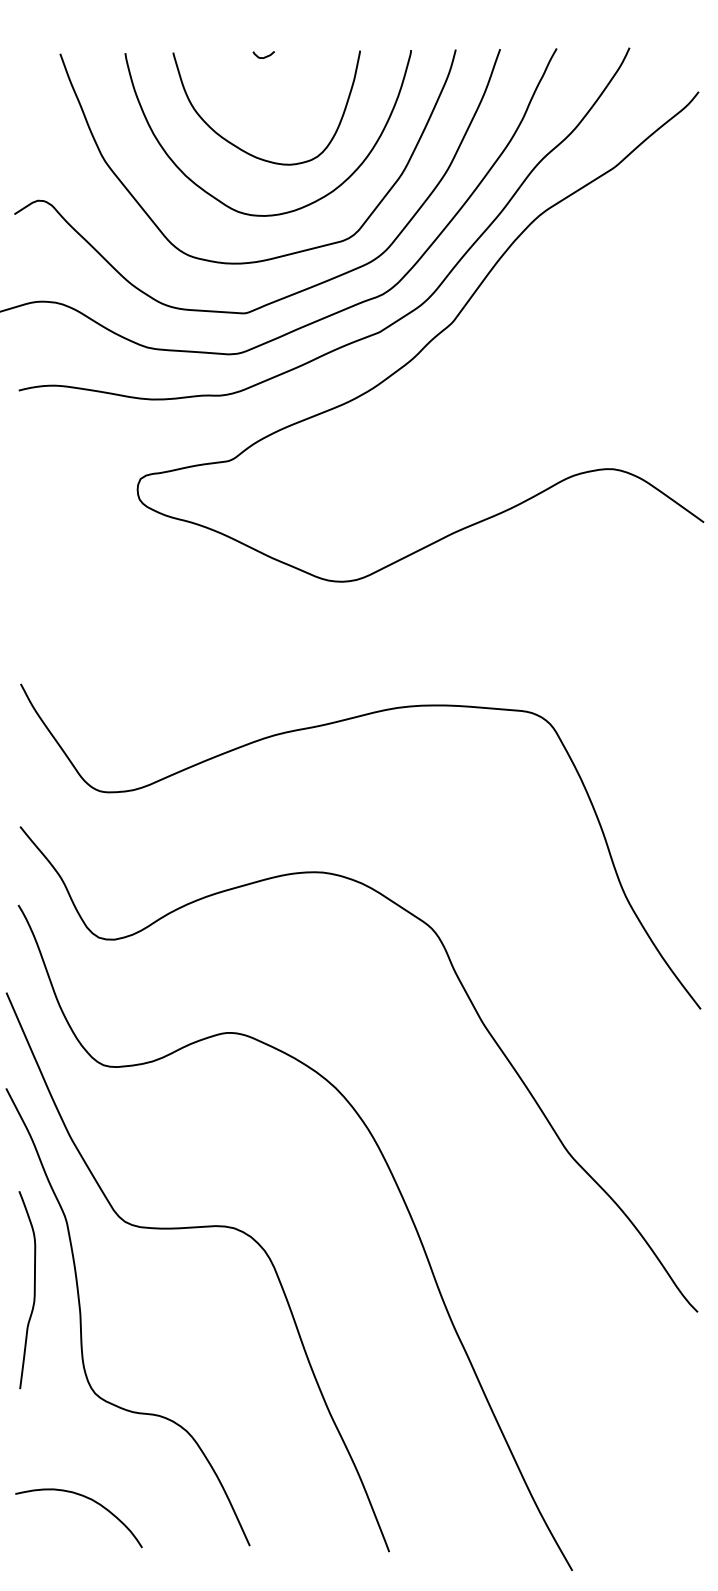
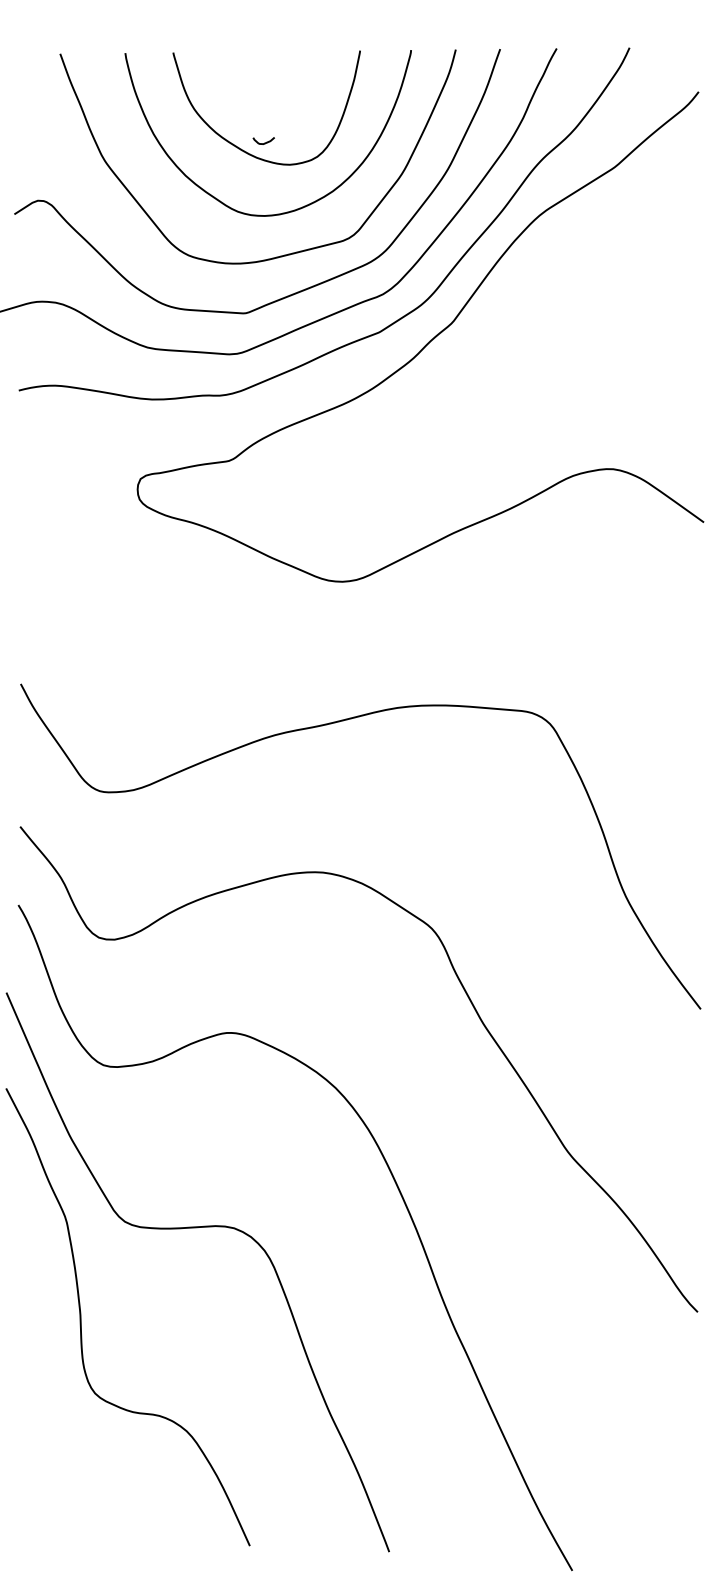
curve position: (264, 56) -> (264, 142) (264, 142)
curve: present -> none (33, 1290)
curve: present -> none (88, 1499)
